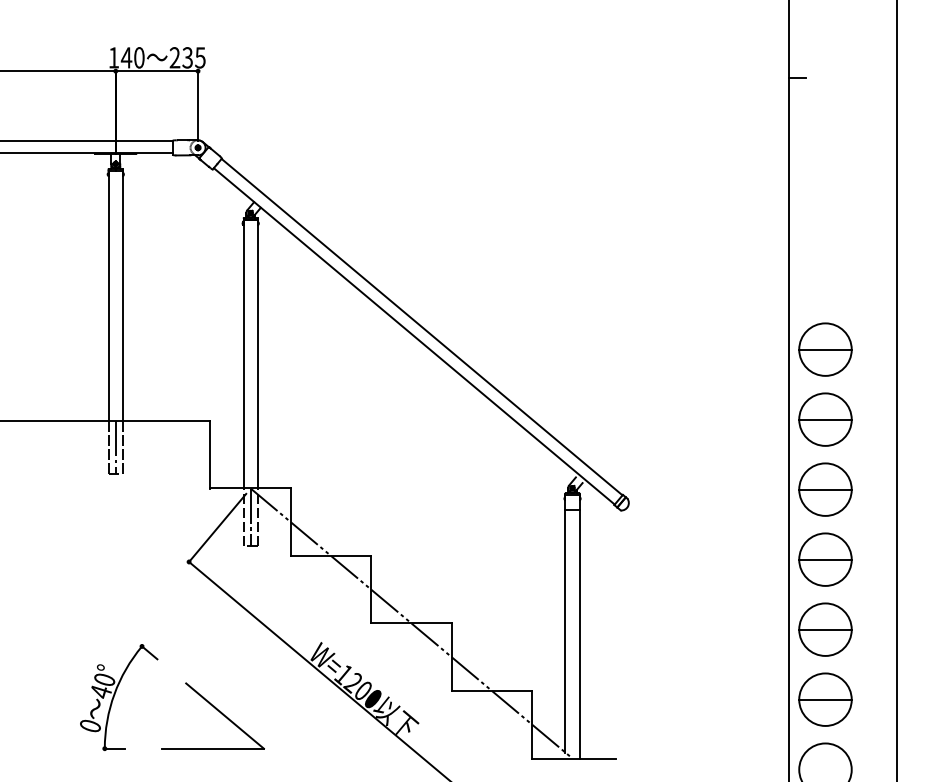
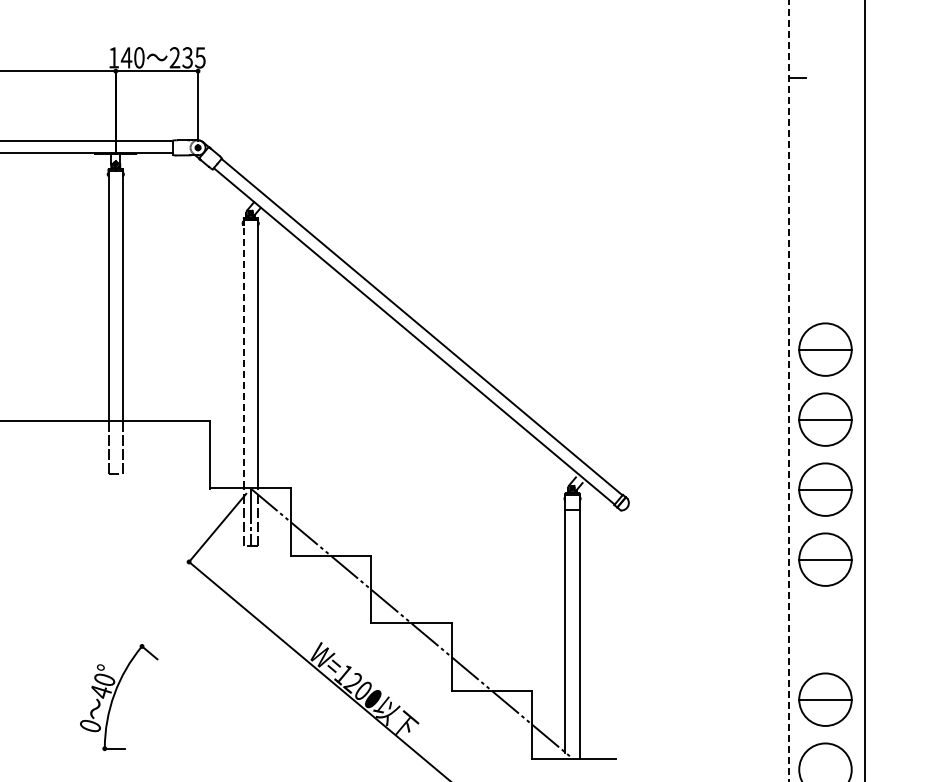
line: solid -> dashed (243, 353)
line position: (897, 390) -> (865, 390) (865, 390)
line: solid -> dashed (788, 391)
line: present -> none (115, 447)
part: present -> none (825, 629)
part: present -> none (216, 710)
